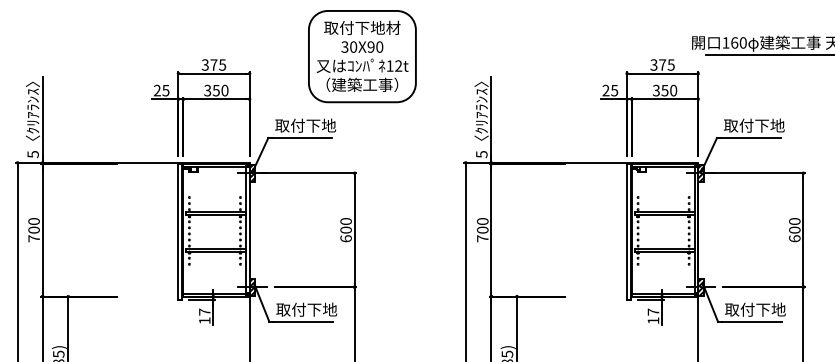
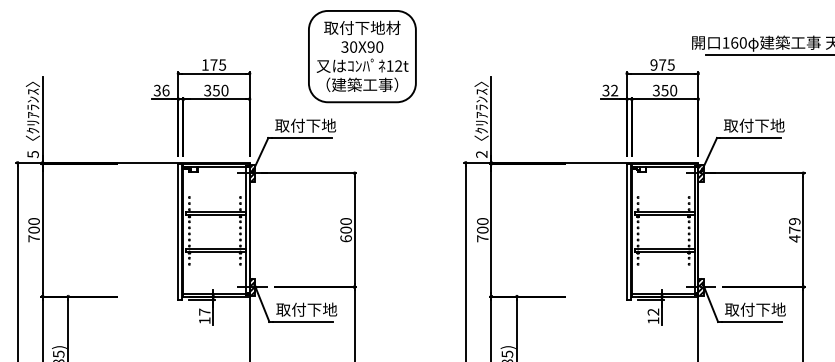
text: 375 -> 175 (204, 64)
text: 375 -> 975 (653, 64)
text: 25 -> 36 (161, 90)
text: 25 -> 32 (610, 90)
text: 5 -> 2 (481, 154)
text: 600 -> 479 (794, 230)
text: 17 -> 12 (653, 311)
